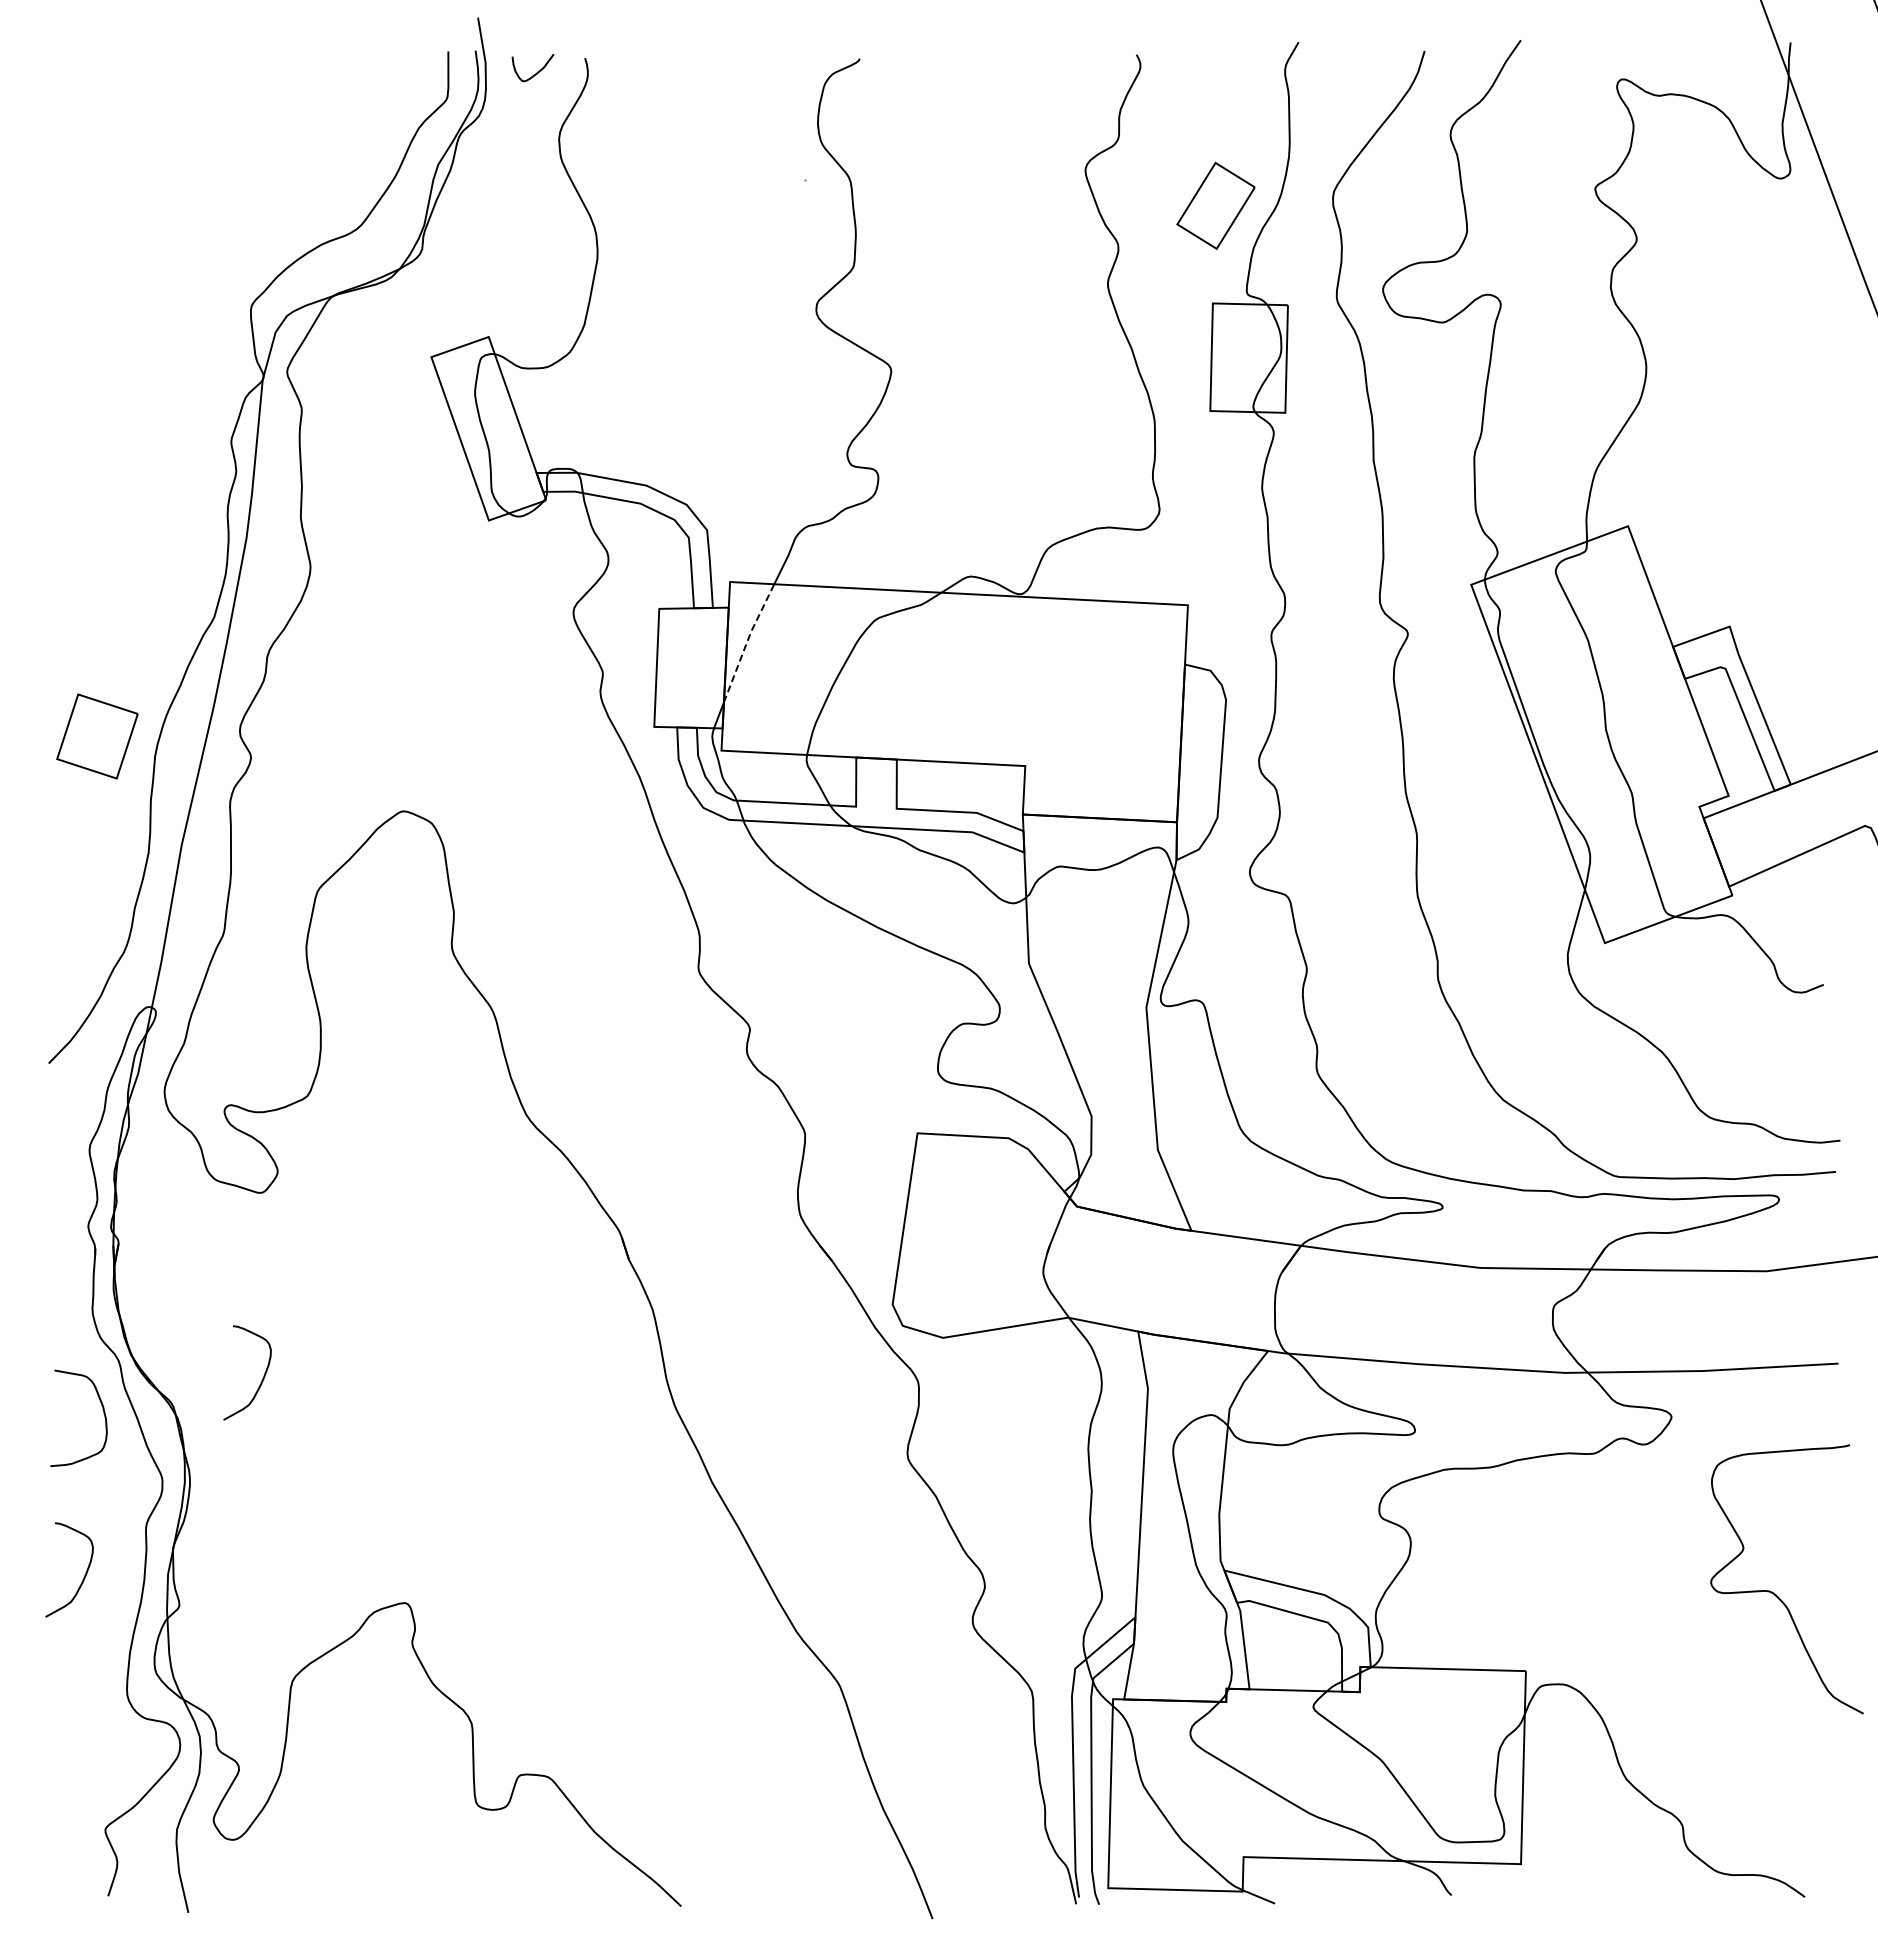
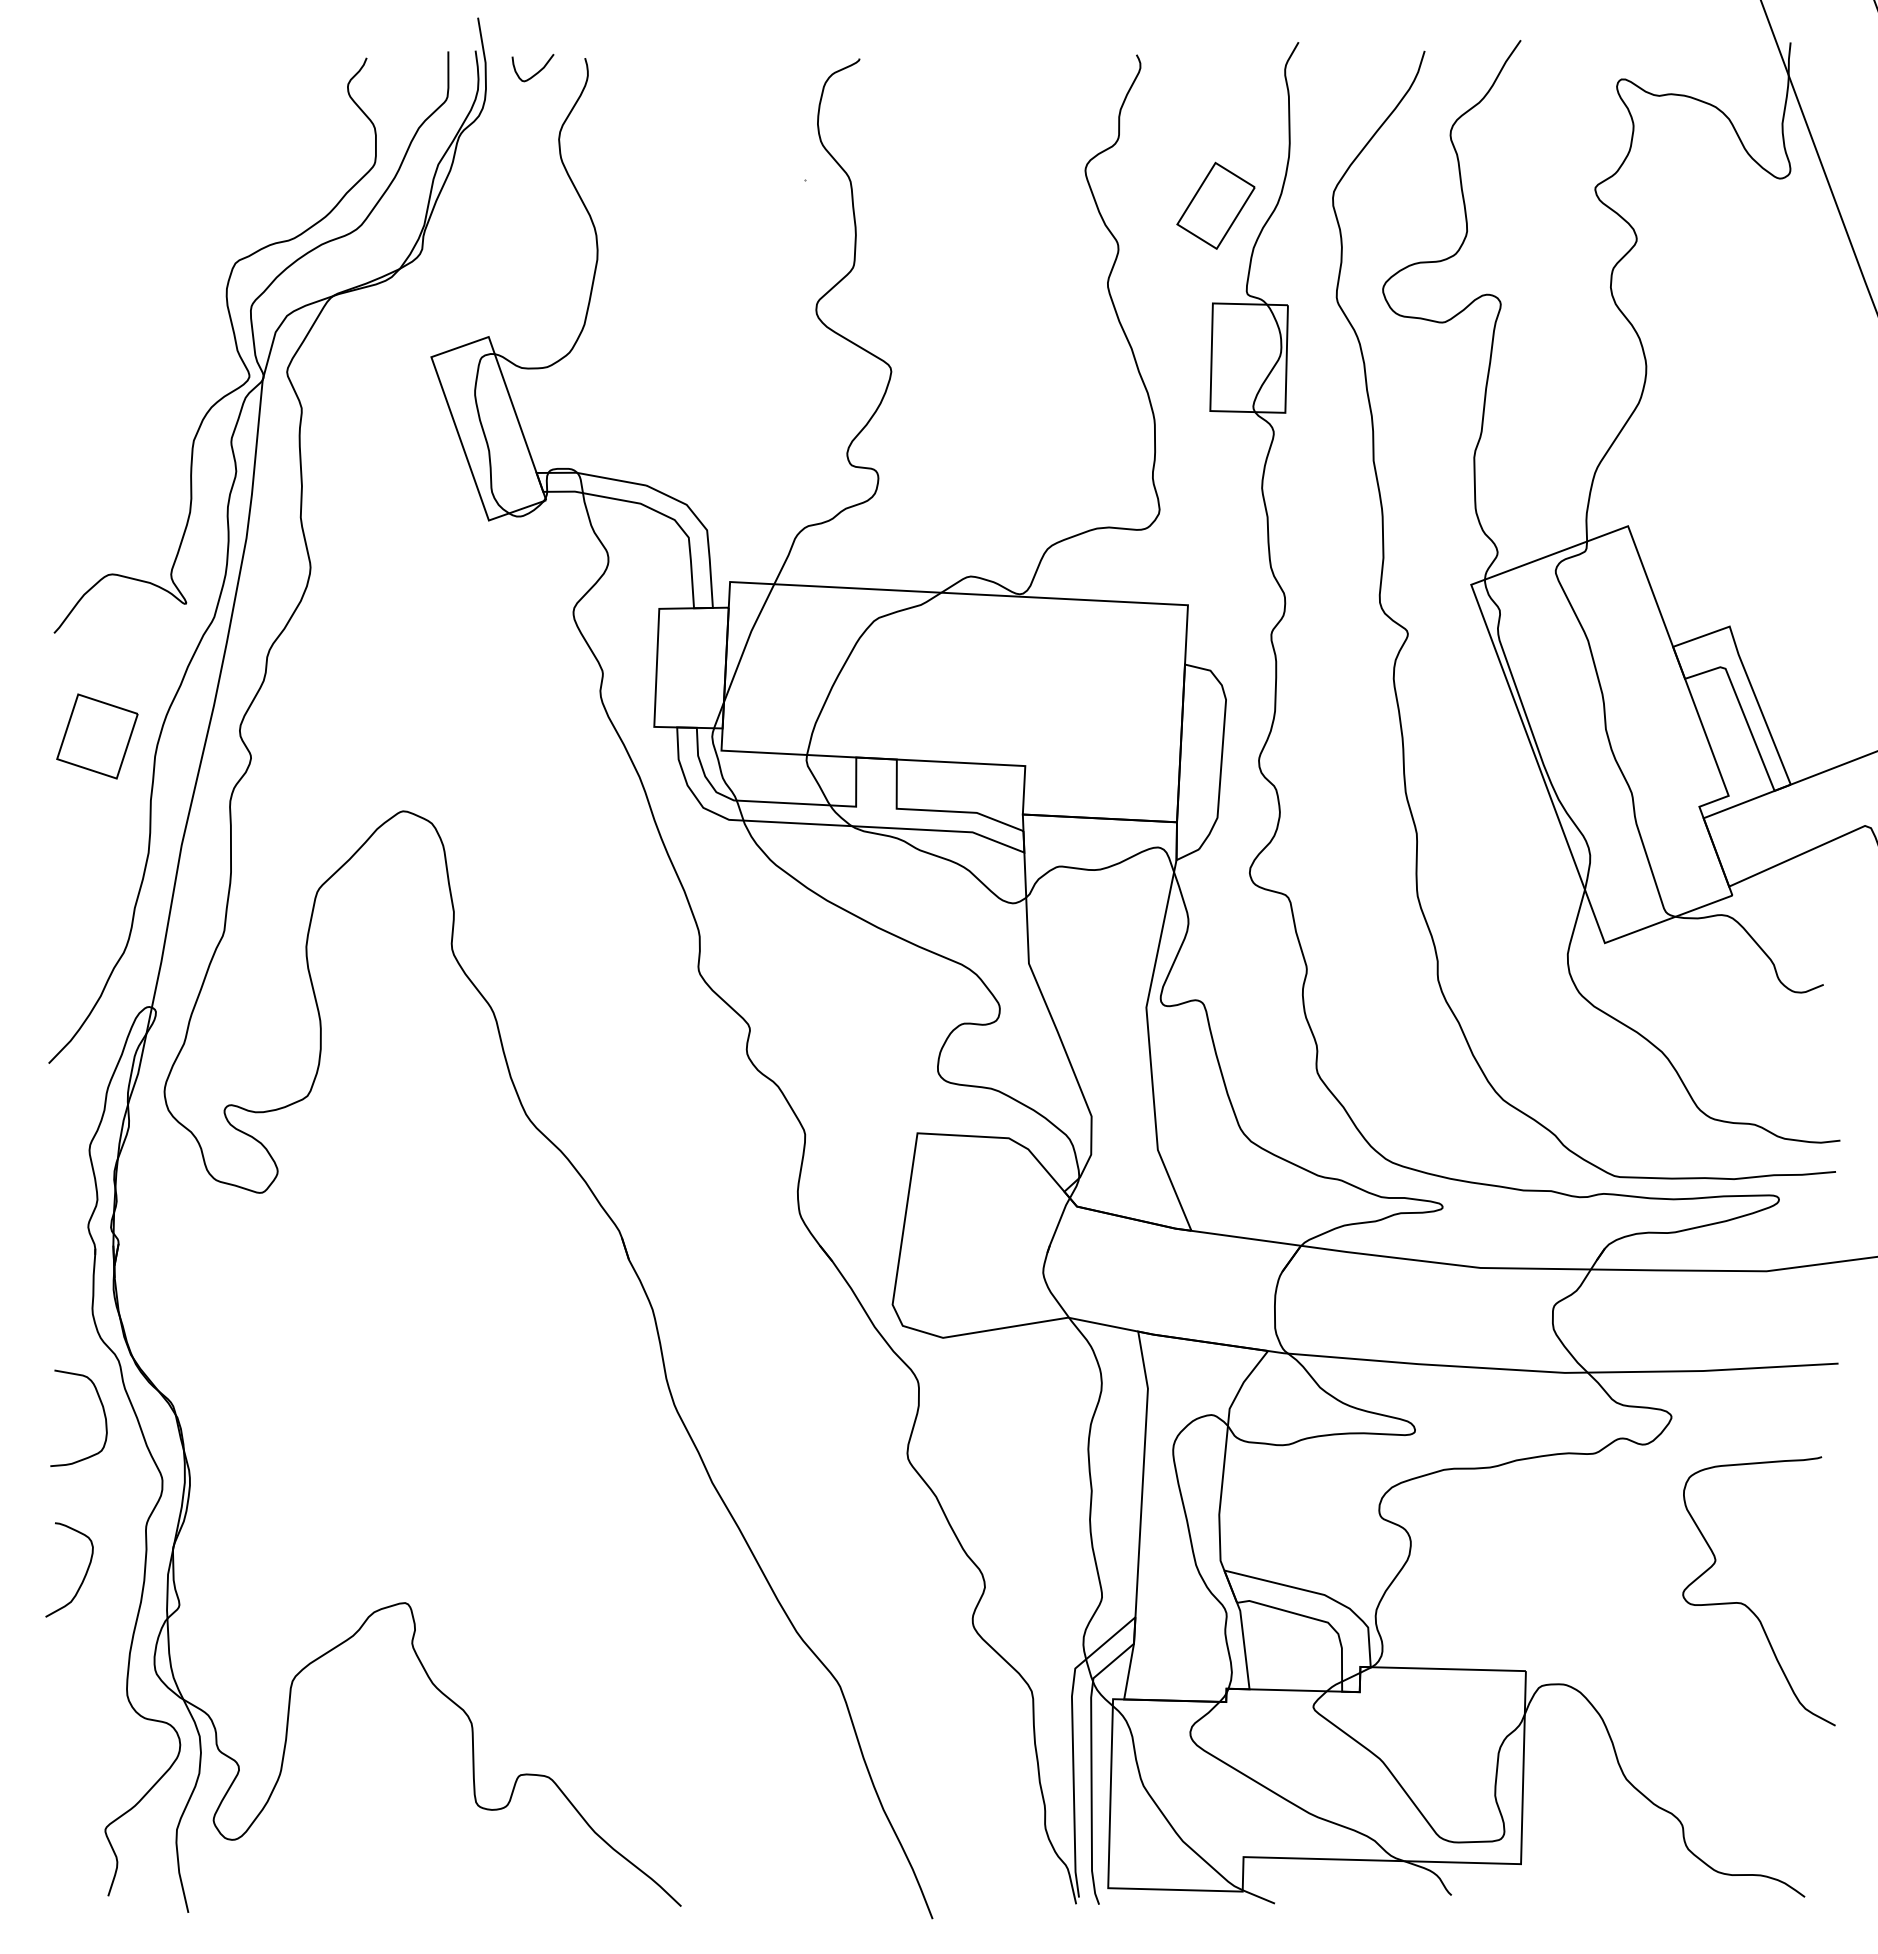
curve: none -> present (234, 341)
line: dashed -> solid (747, 641)
curve: present -> none (261, 1380)
curve position: (1775, 1593) -> (1747, 1605) (1747, 1605)
